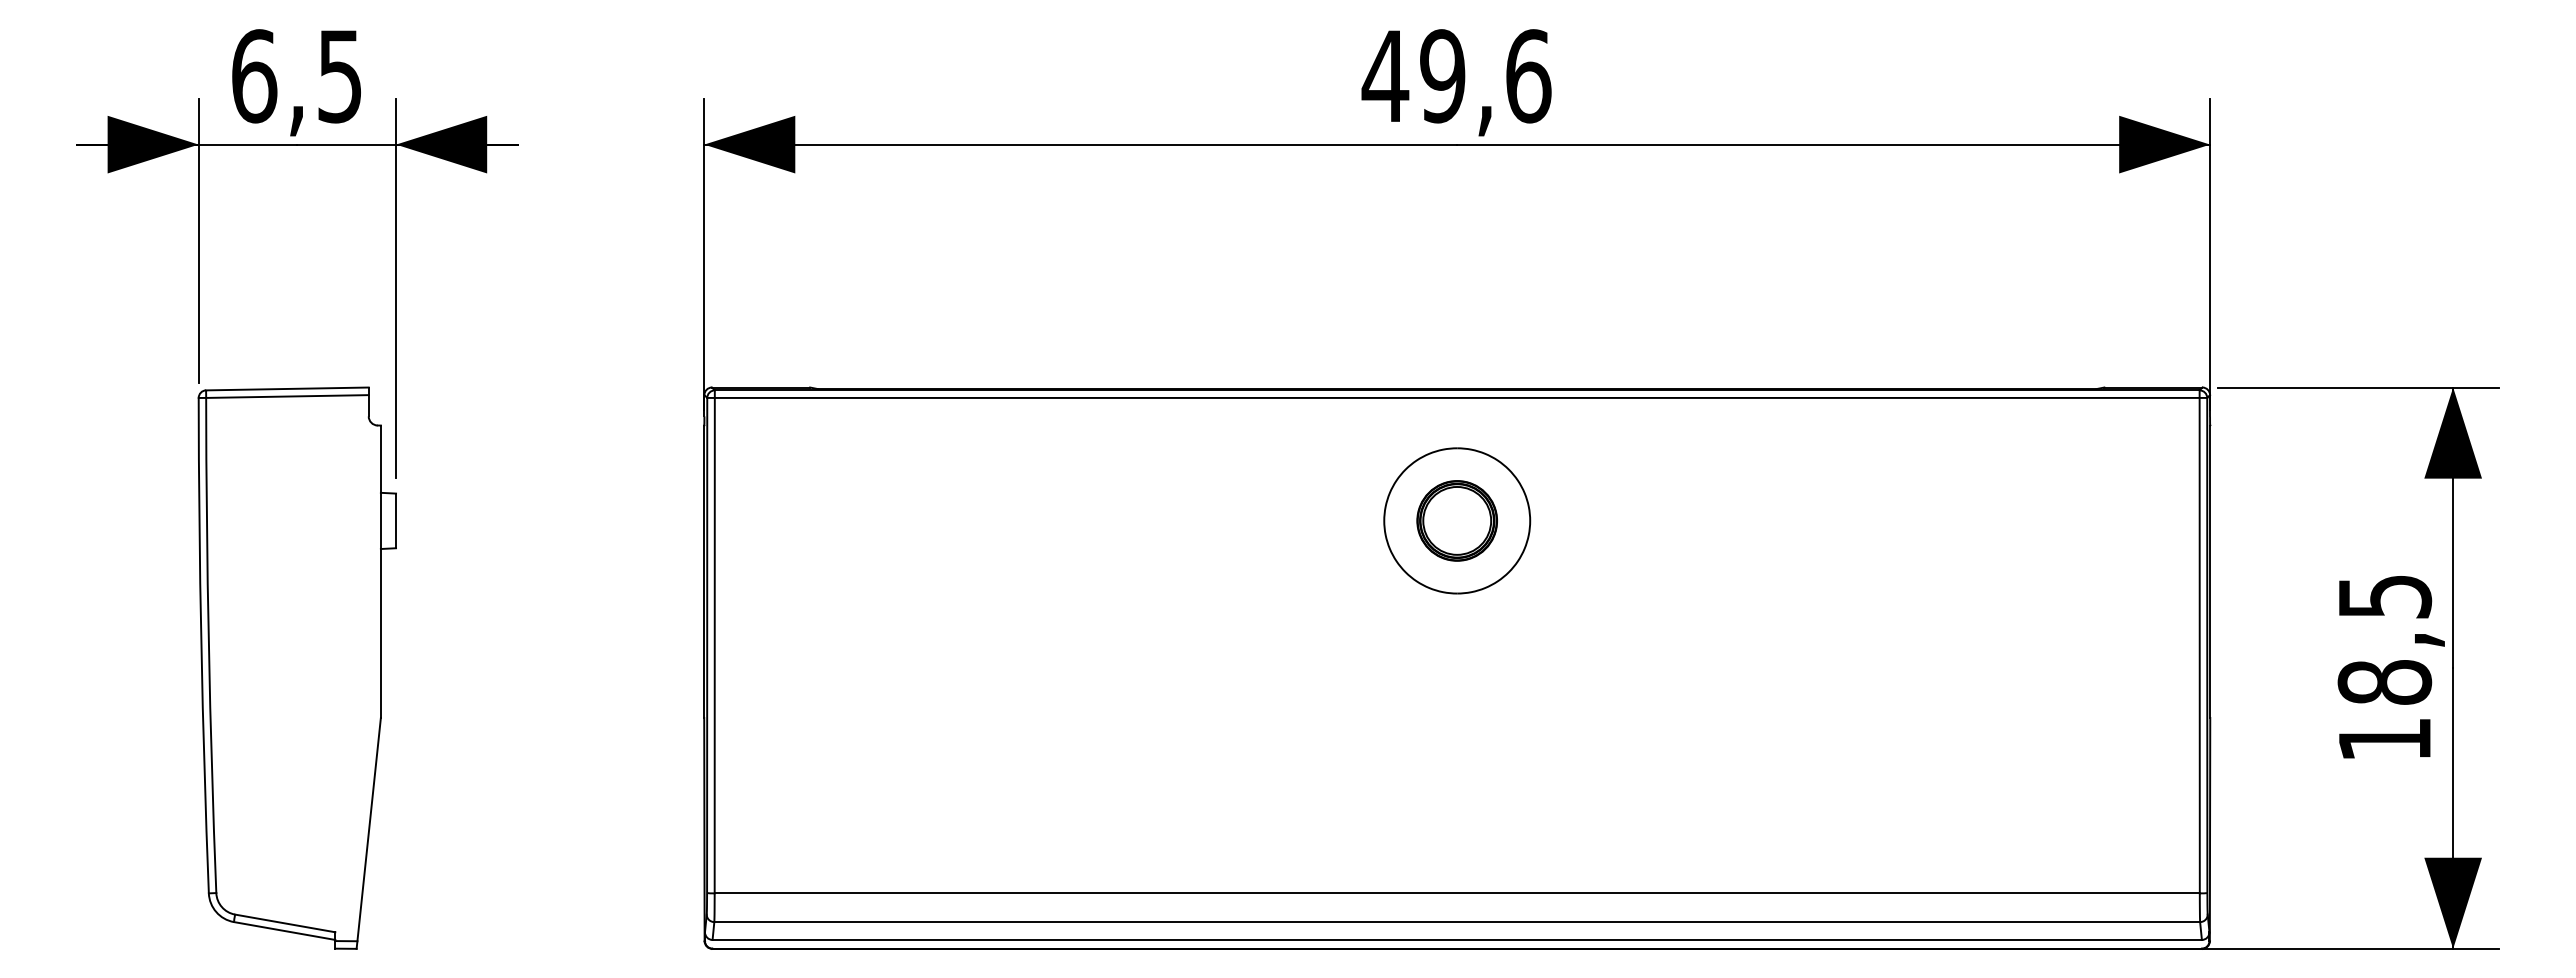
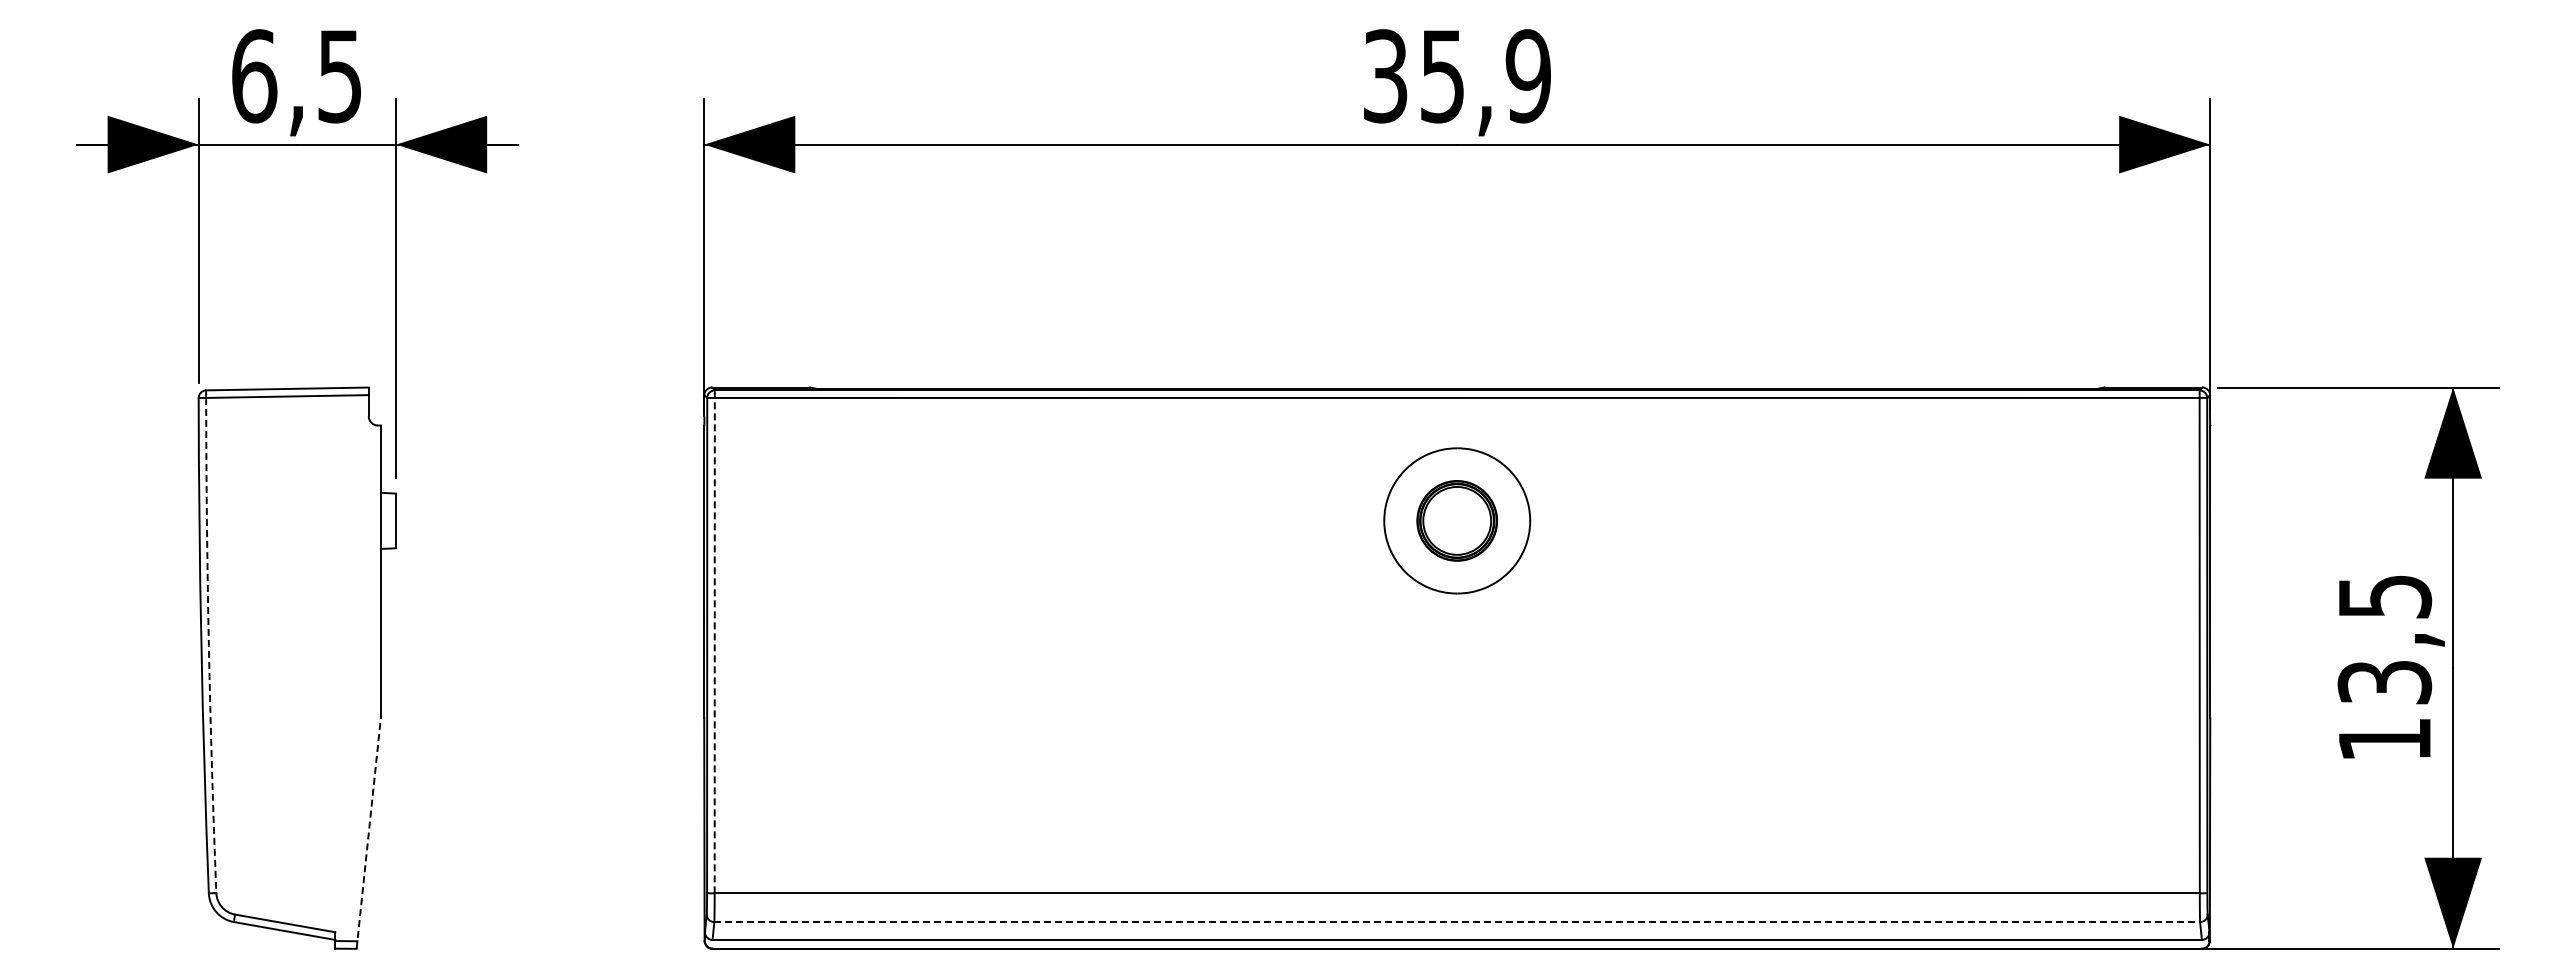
text: 49,6 -> 35,9 (1456, 76)
line: solid -> dashed (714, 641)
arc: solid -> dashed (208, 645)
text: 18,5 -> 13,5 (2384, 682)
line: solid -> dashed (368, 832)
line: solid -> dashed (1457, 922)
